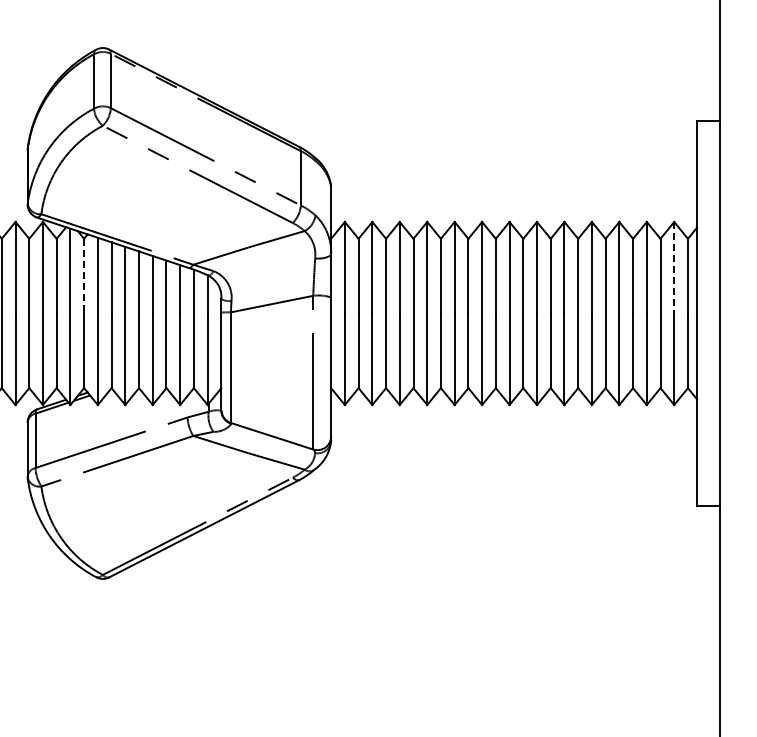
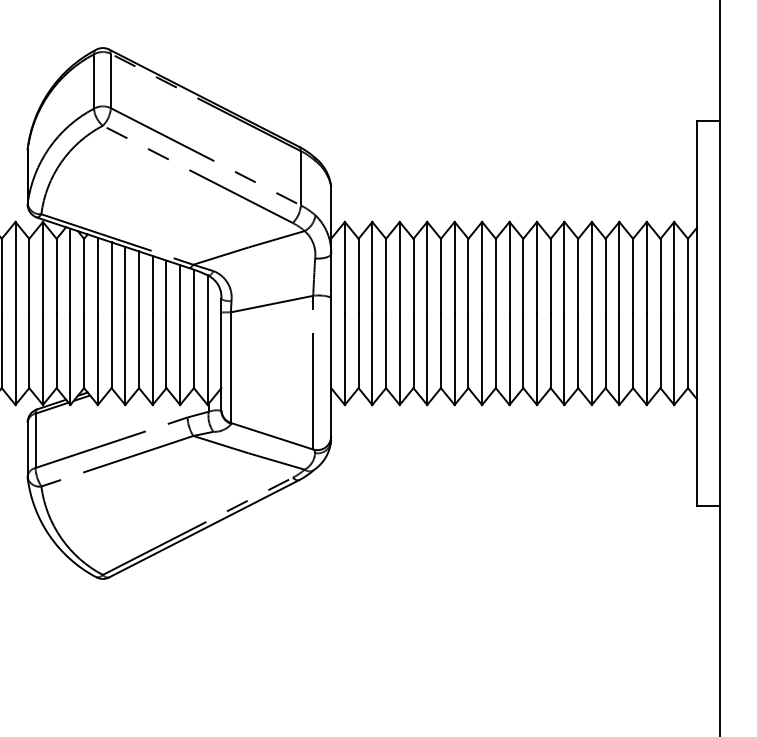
line: dashed -> solid (674, 267)
line: dashed -> solid (84, 276)
